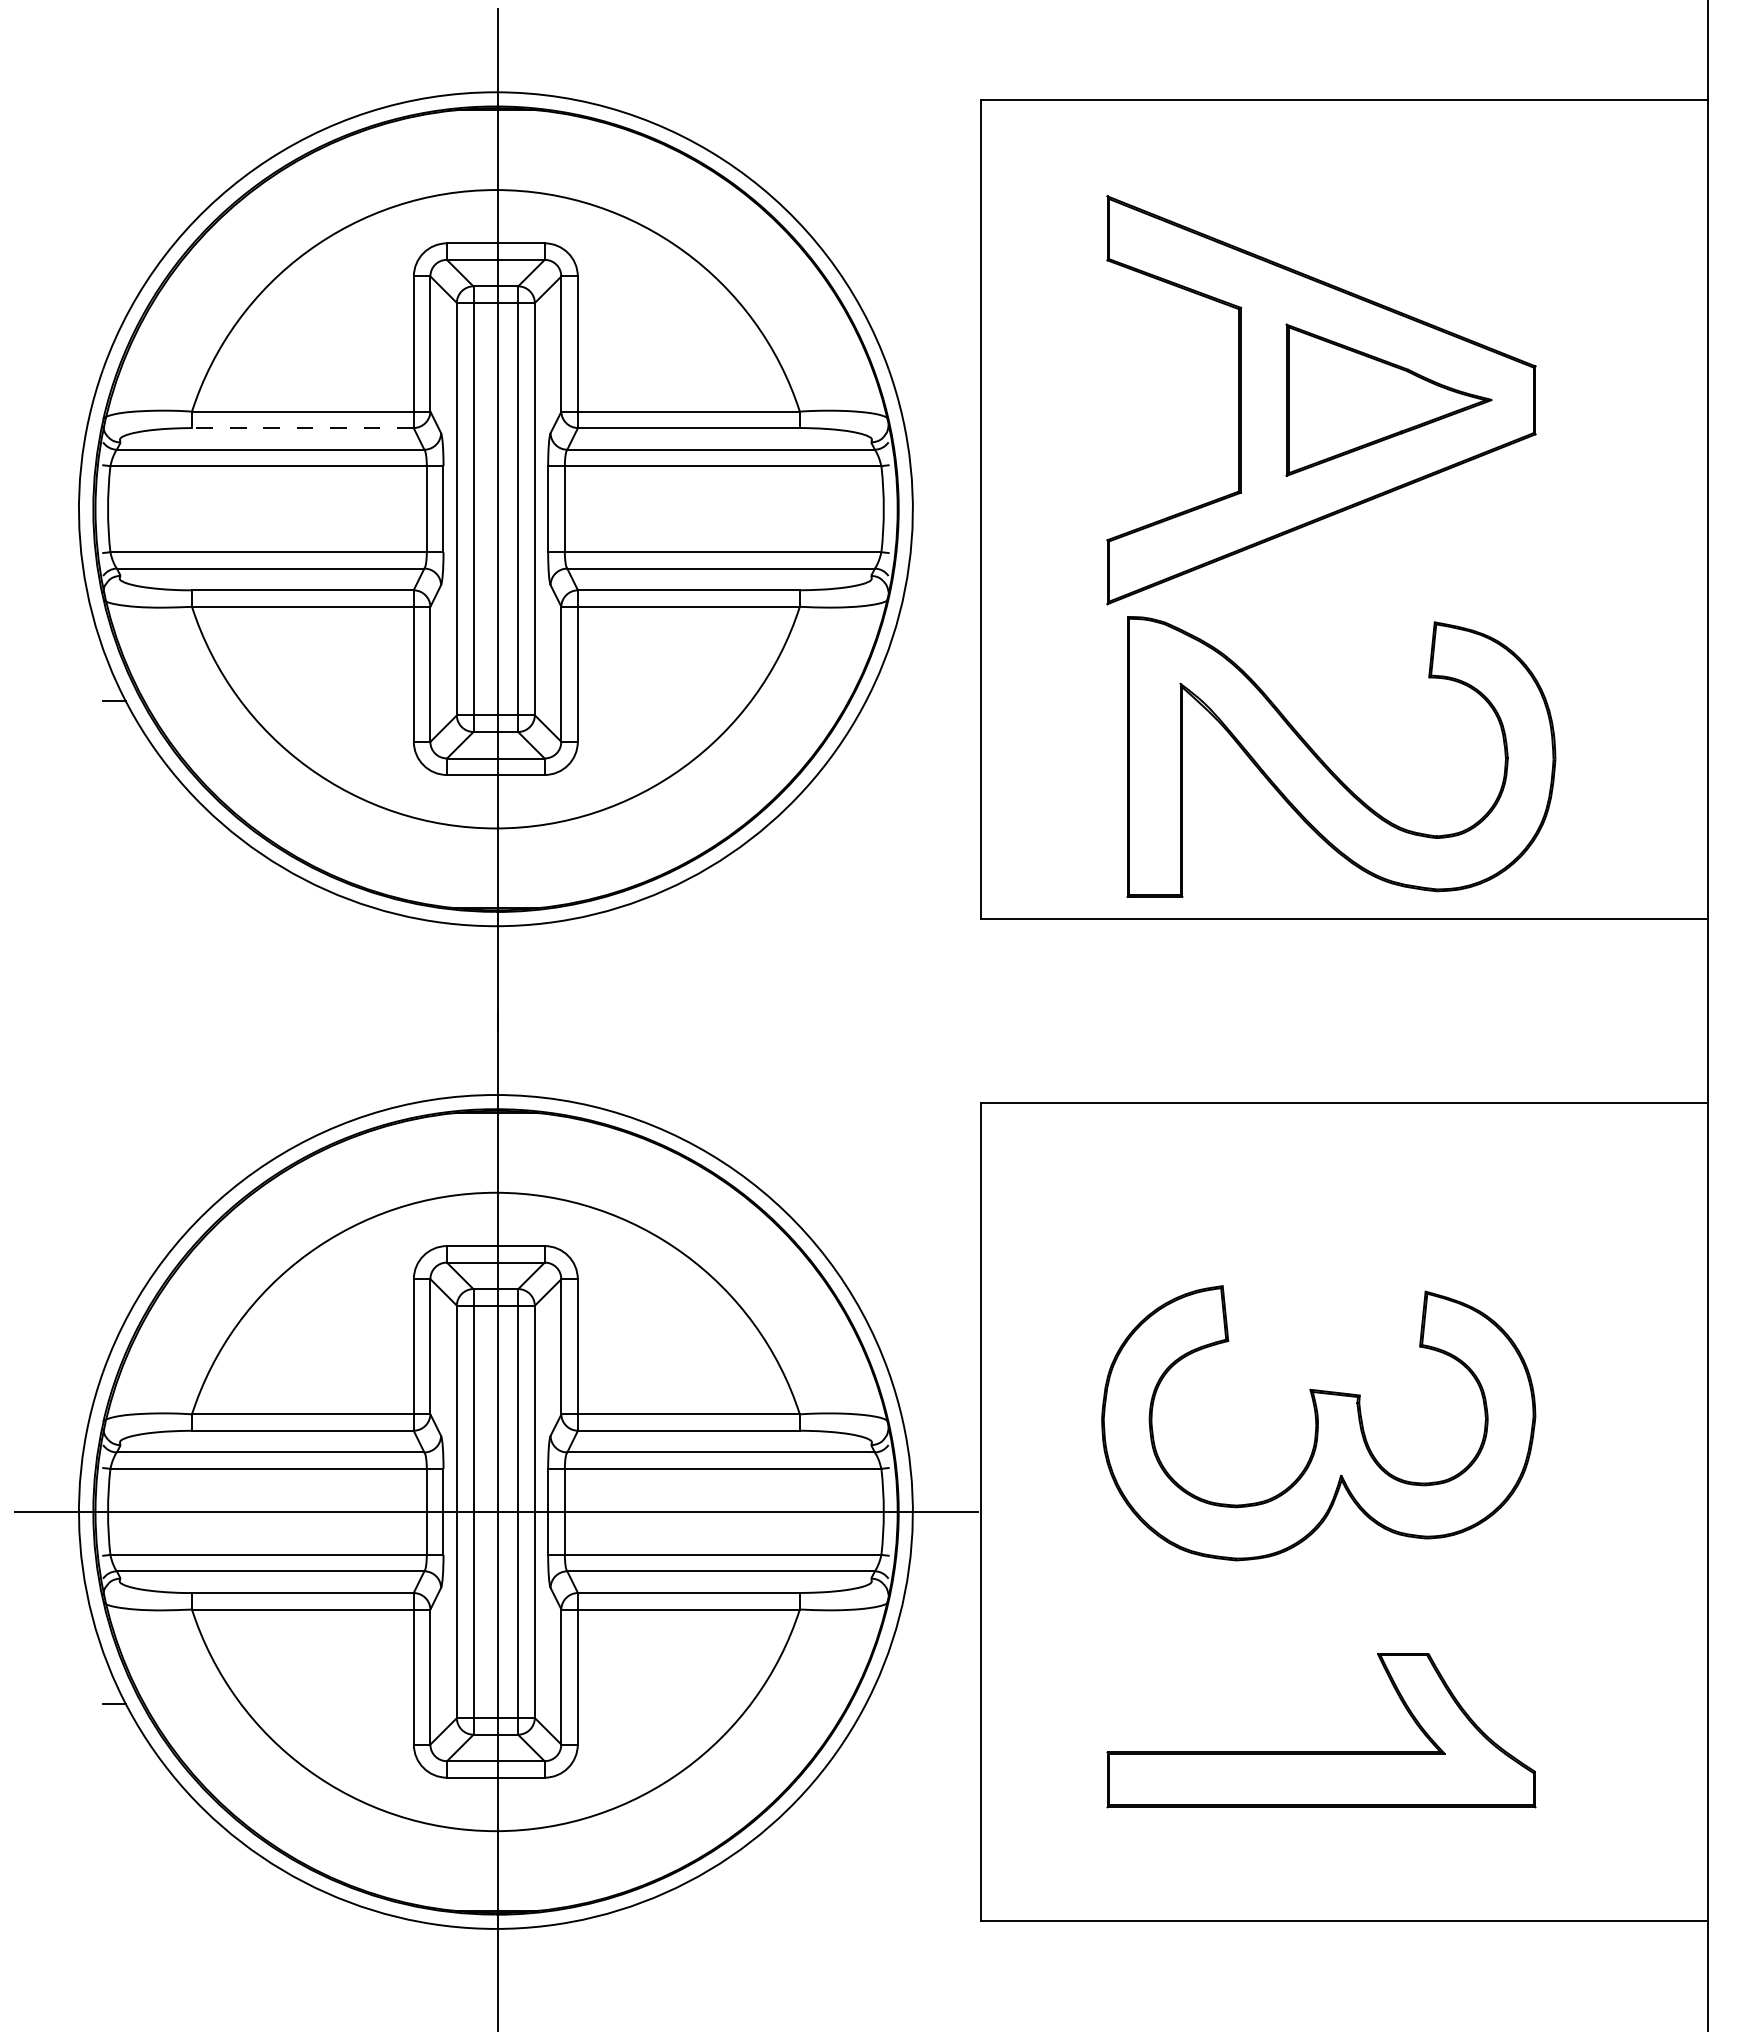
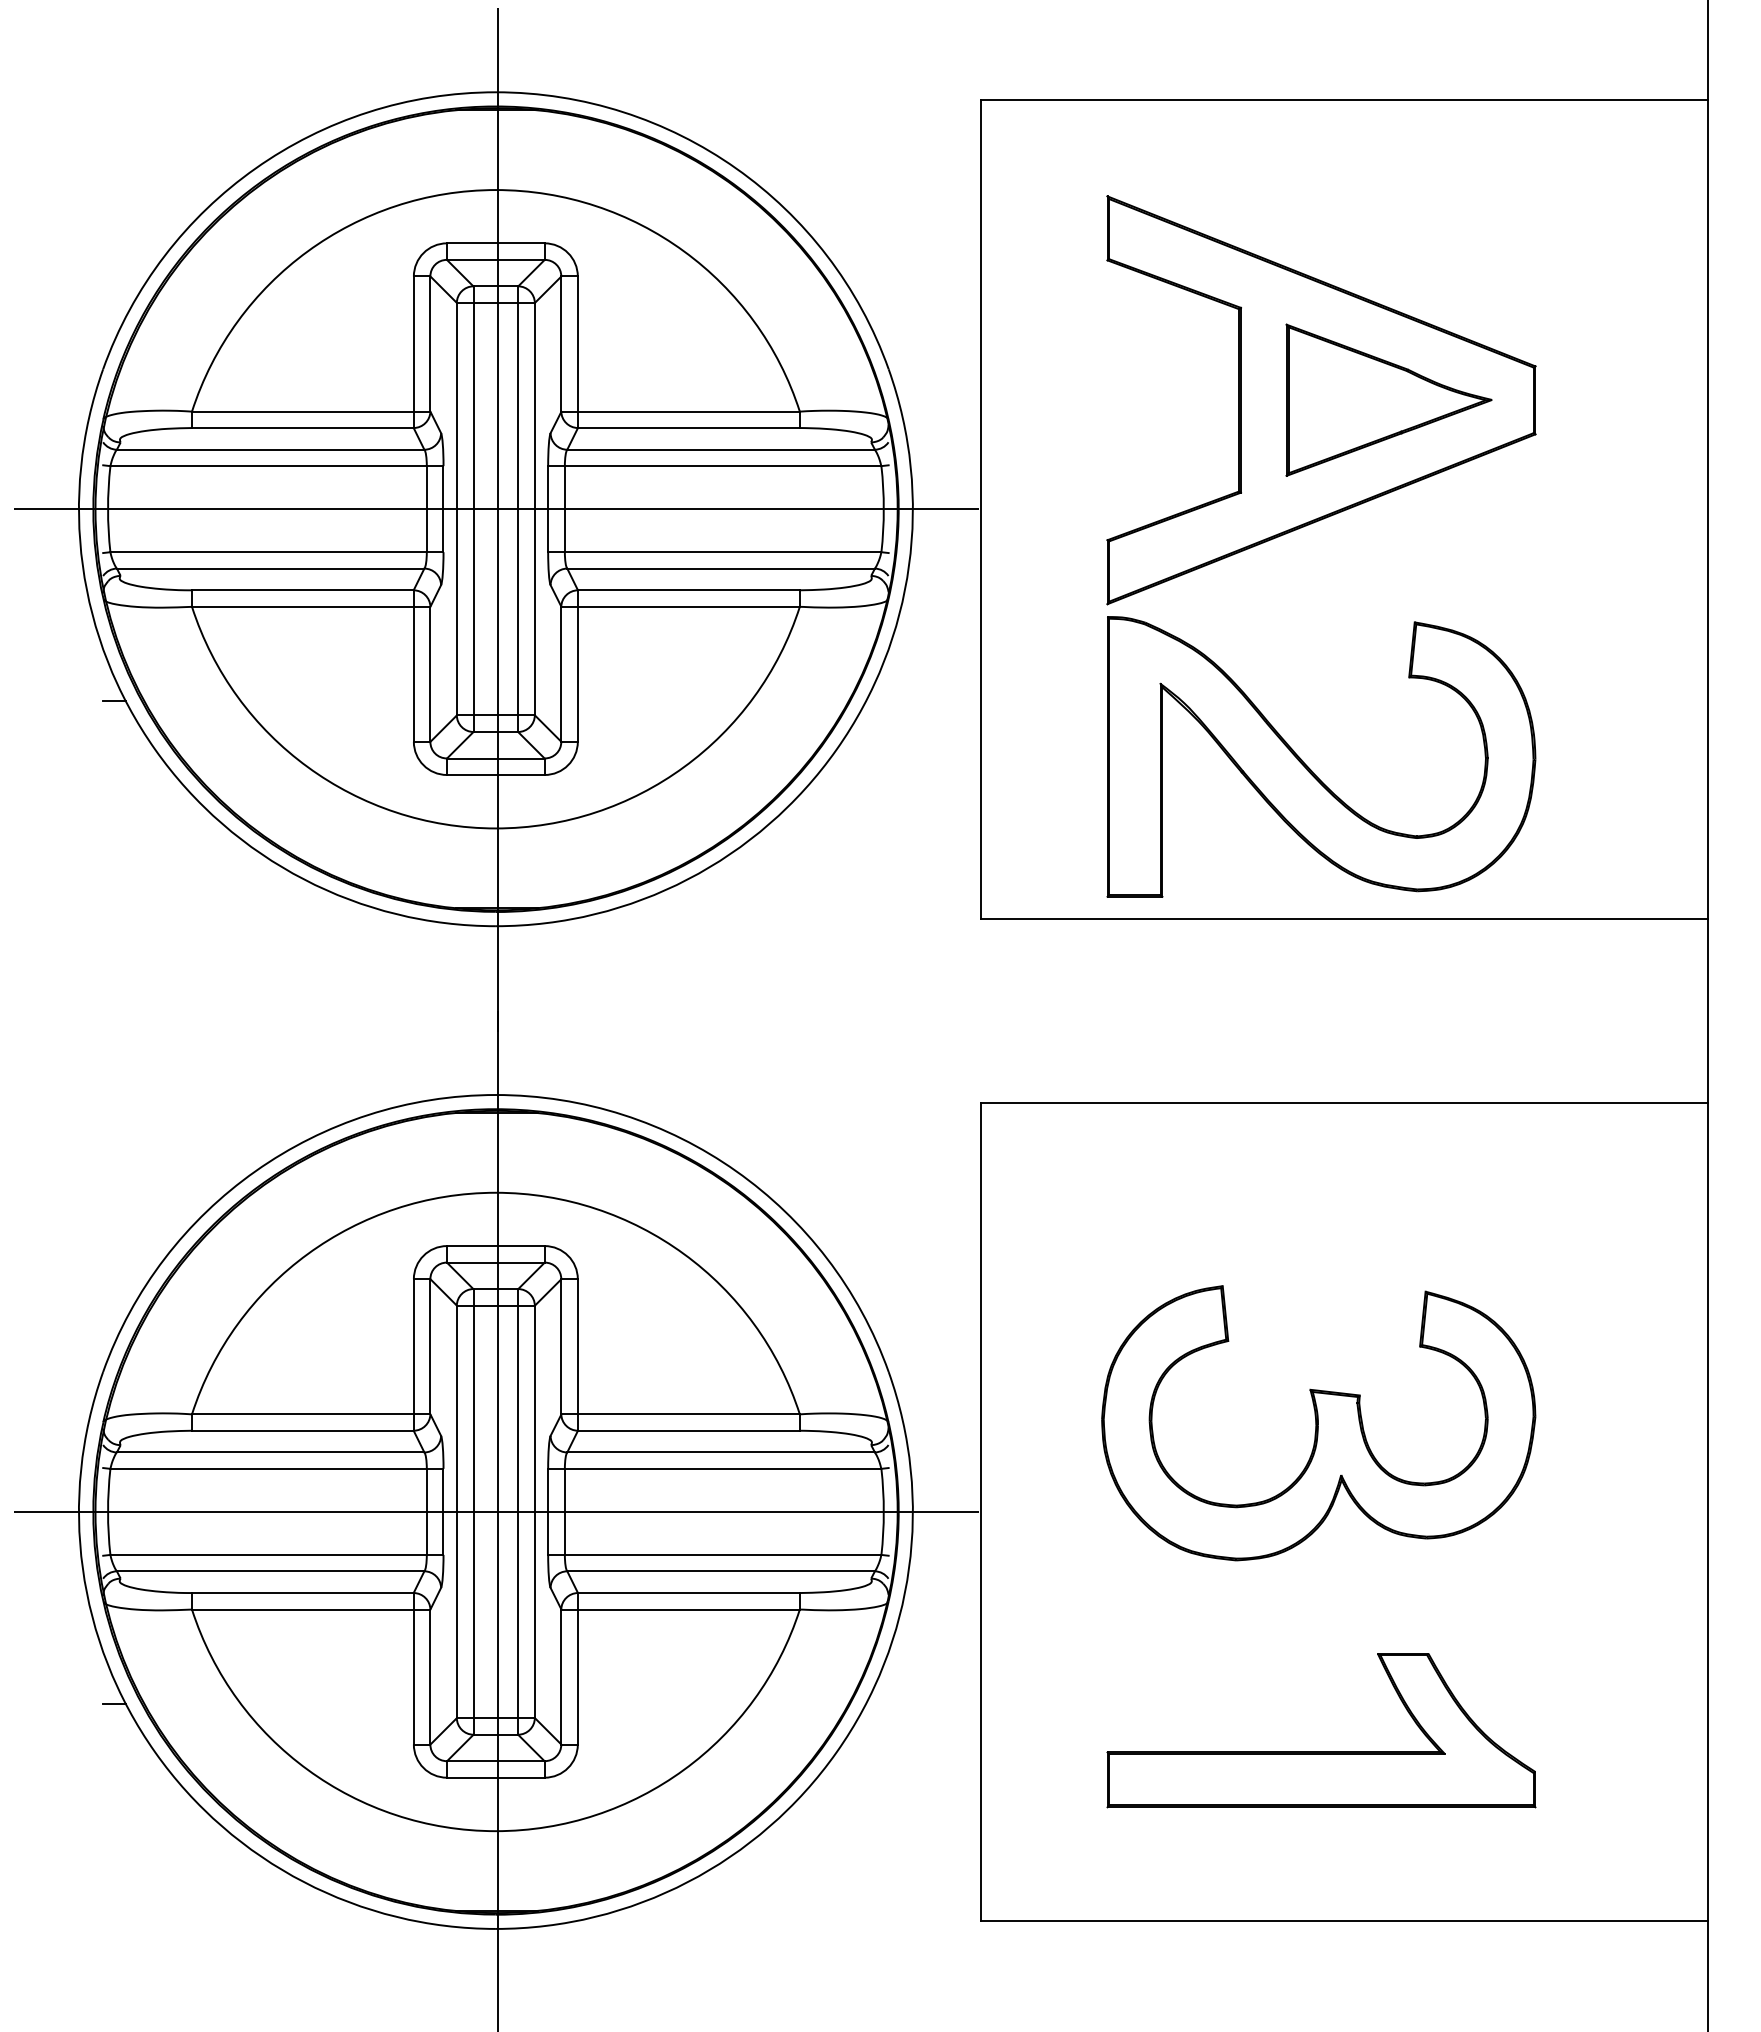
line: dashed -> solid (302, 428)
line: none -> present (496, 509)
part position: (1329, 767) -> (1309, 767) (1309, 767)
